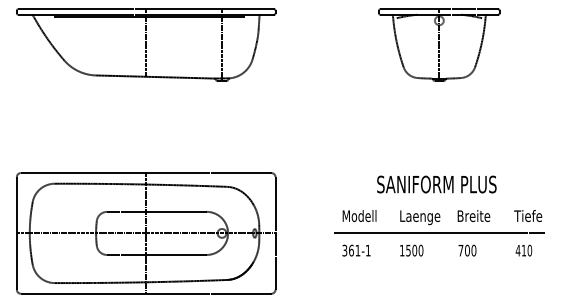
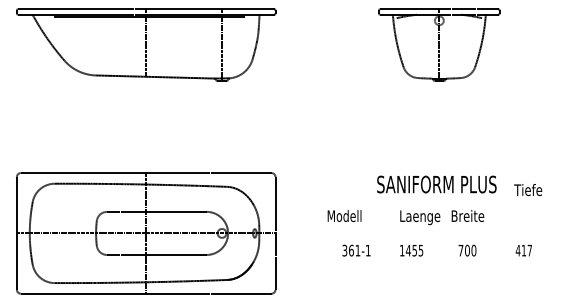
text position: (359, 215) -> (344, 215) (344, 215)
text position: (473, 215) -> (467, 215) (467, 215)
text position: (528, 215) -> (528, 189) (528, 189)
line: present -> none (439, 233)
text: 1500 -> 1455 (414, 250)
text: 410 -> 417 (529, 250)
